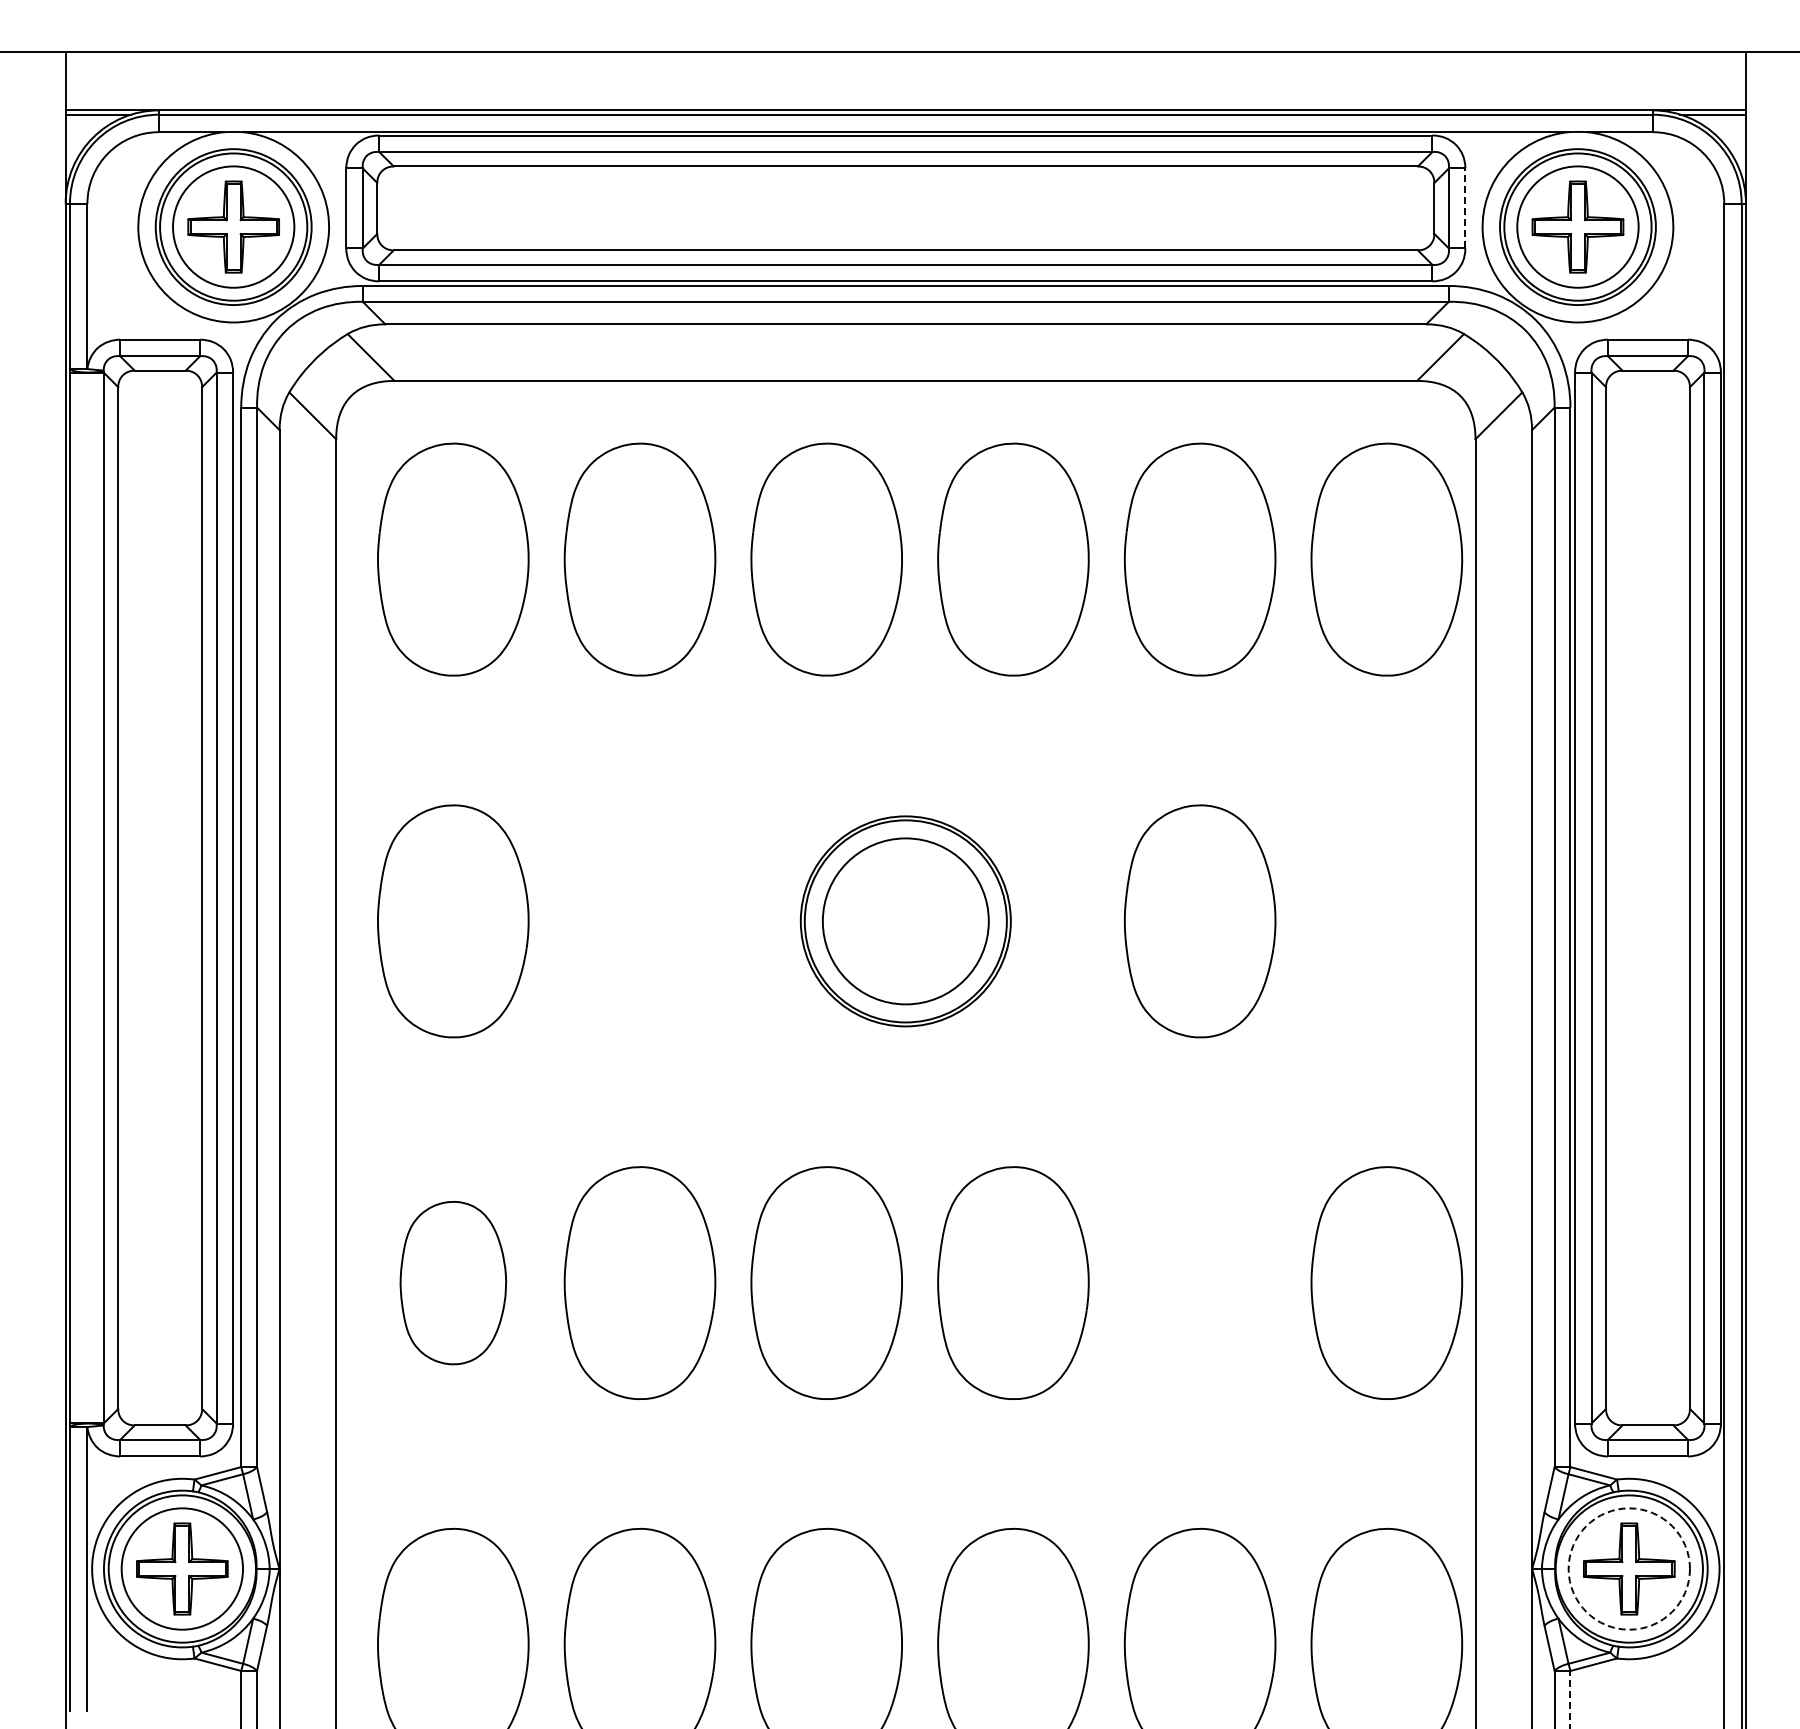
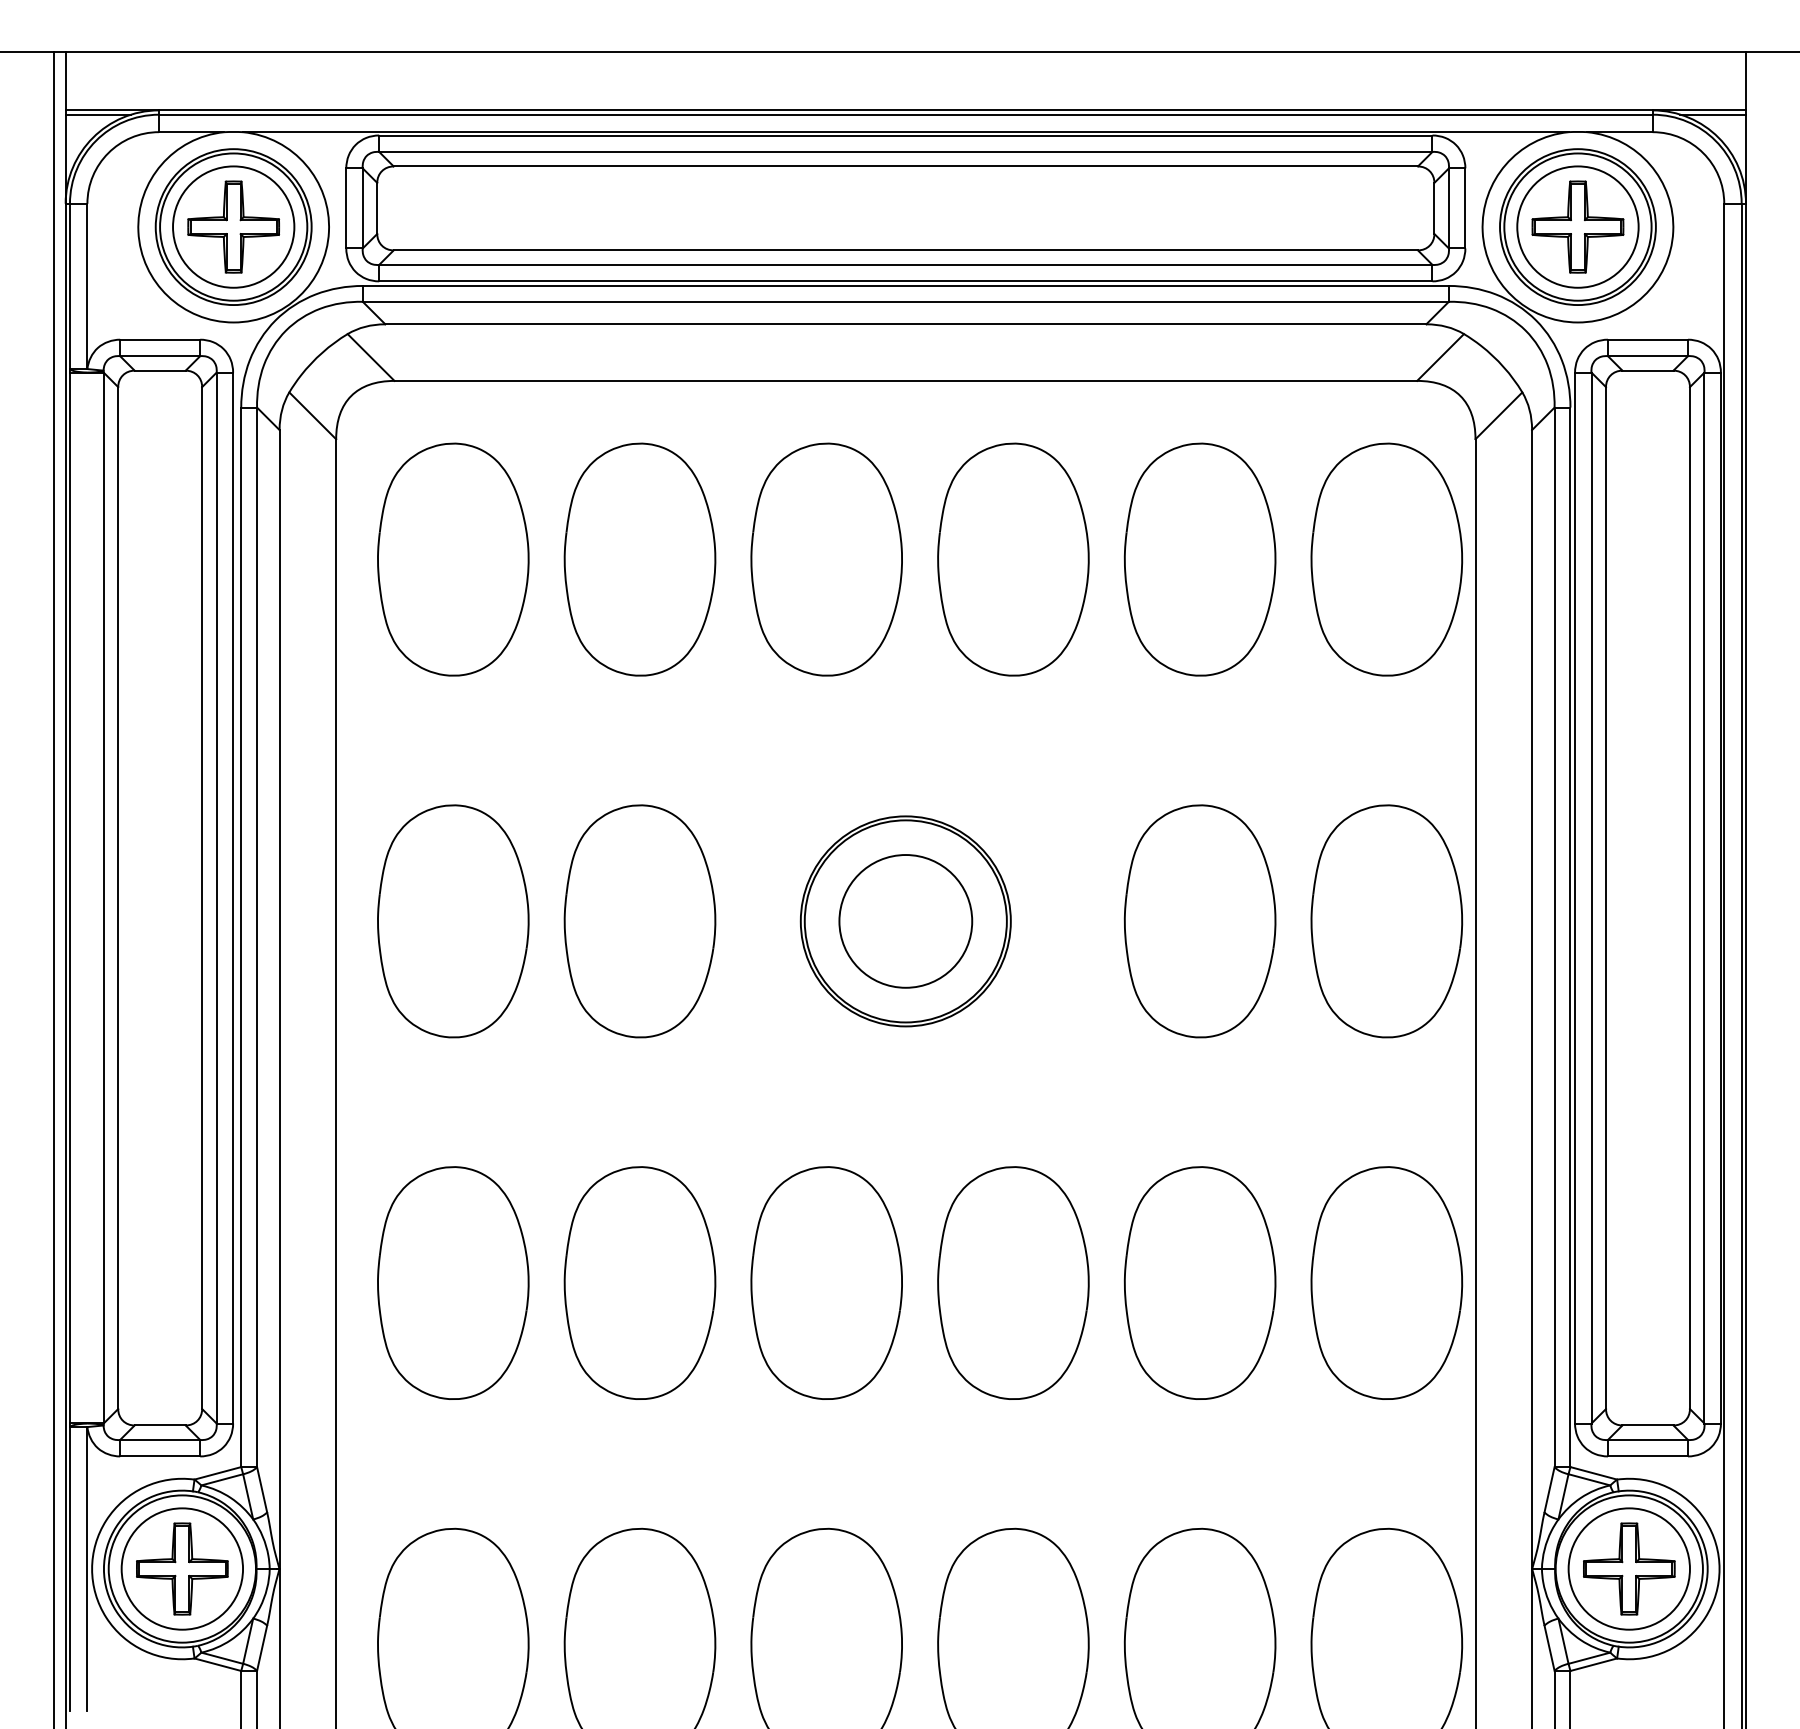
line: dashed -> solid (1465, 207)
line: none -> present (53, 888)
part: none -> present (639, 921)
circle diameter: 166 px -> 133 px (905, 921)
part: none -> present (1386, 921)
part: none -> present (1199, 1282)
part size: 109x165 px -> 153x234 px (453, 1282)
circle: dashed -> solid (1628, 1568)
line: dashed -> solid (1570, 1699)
